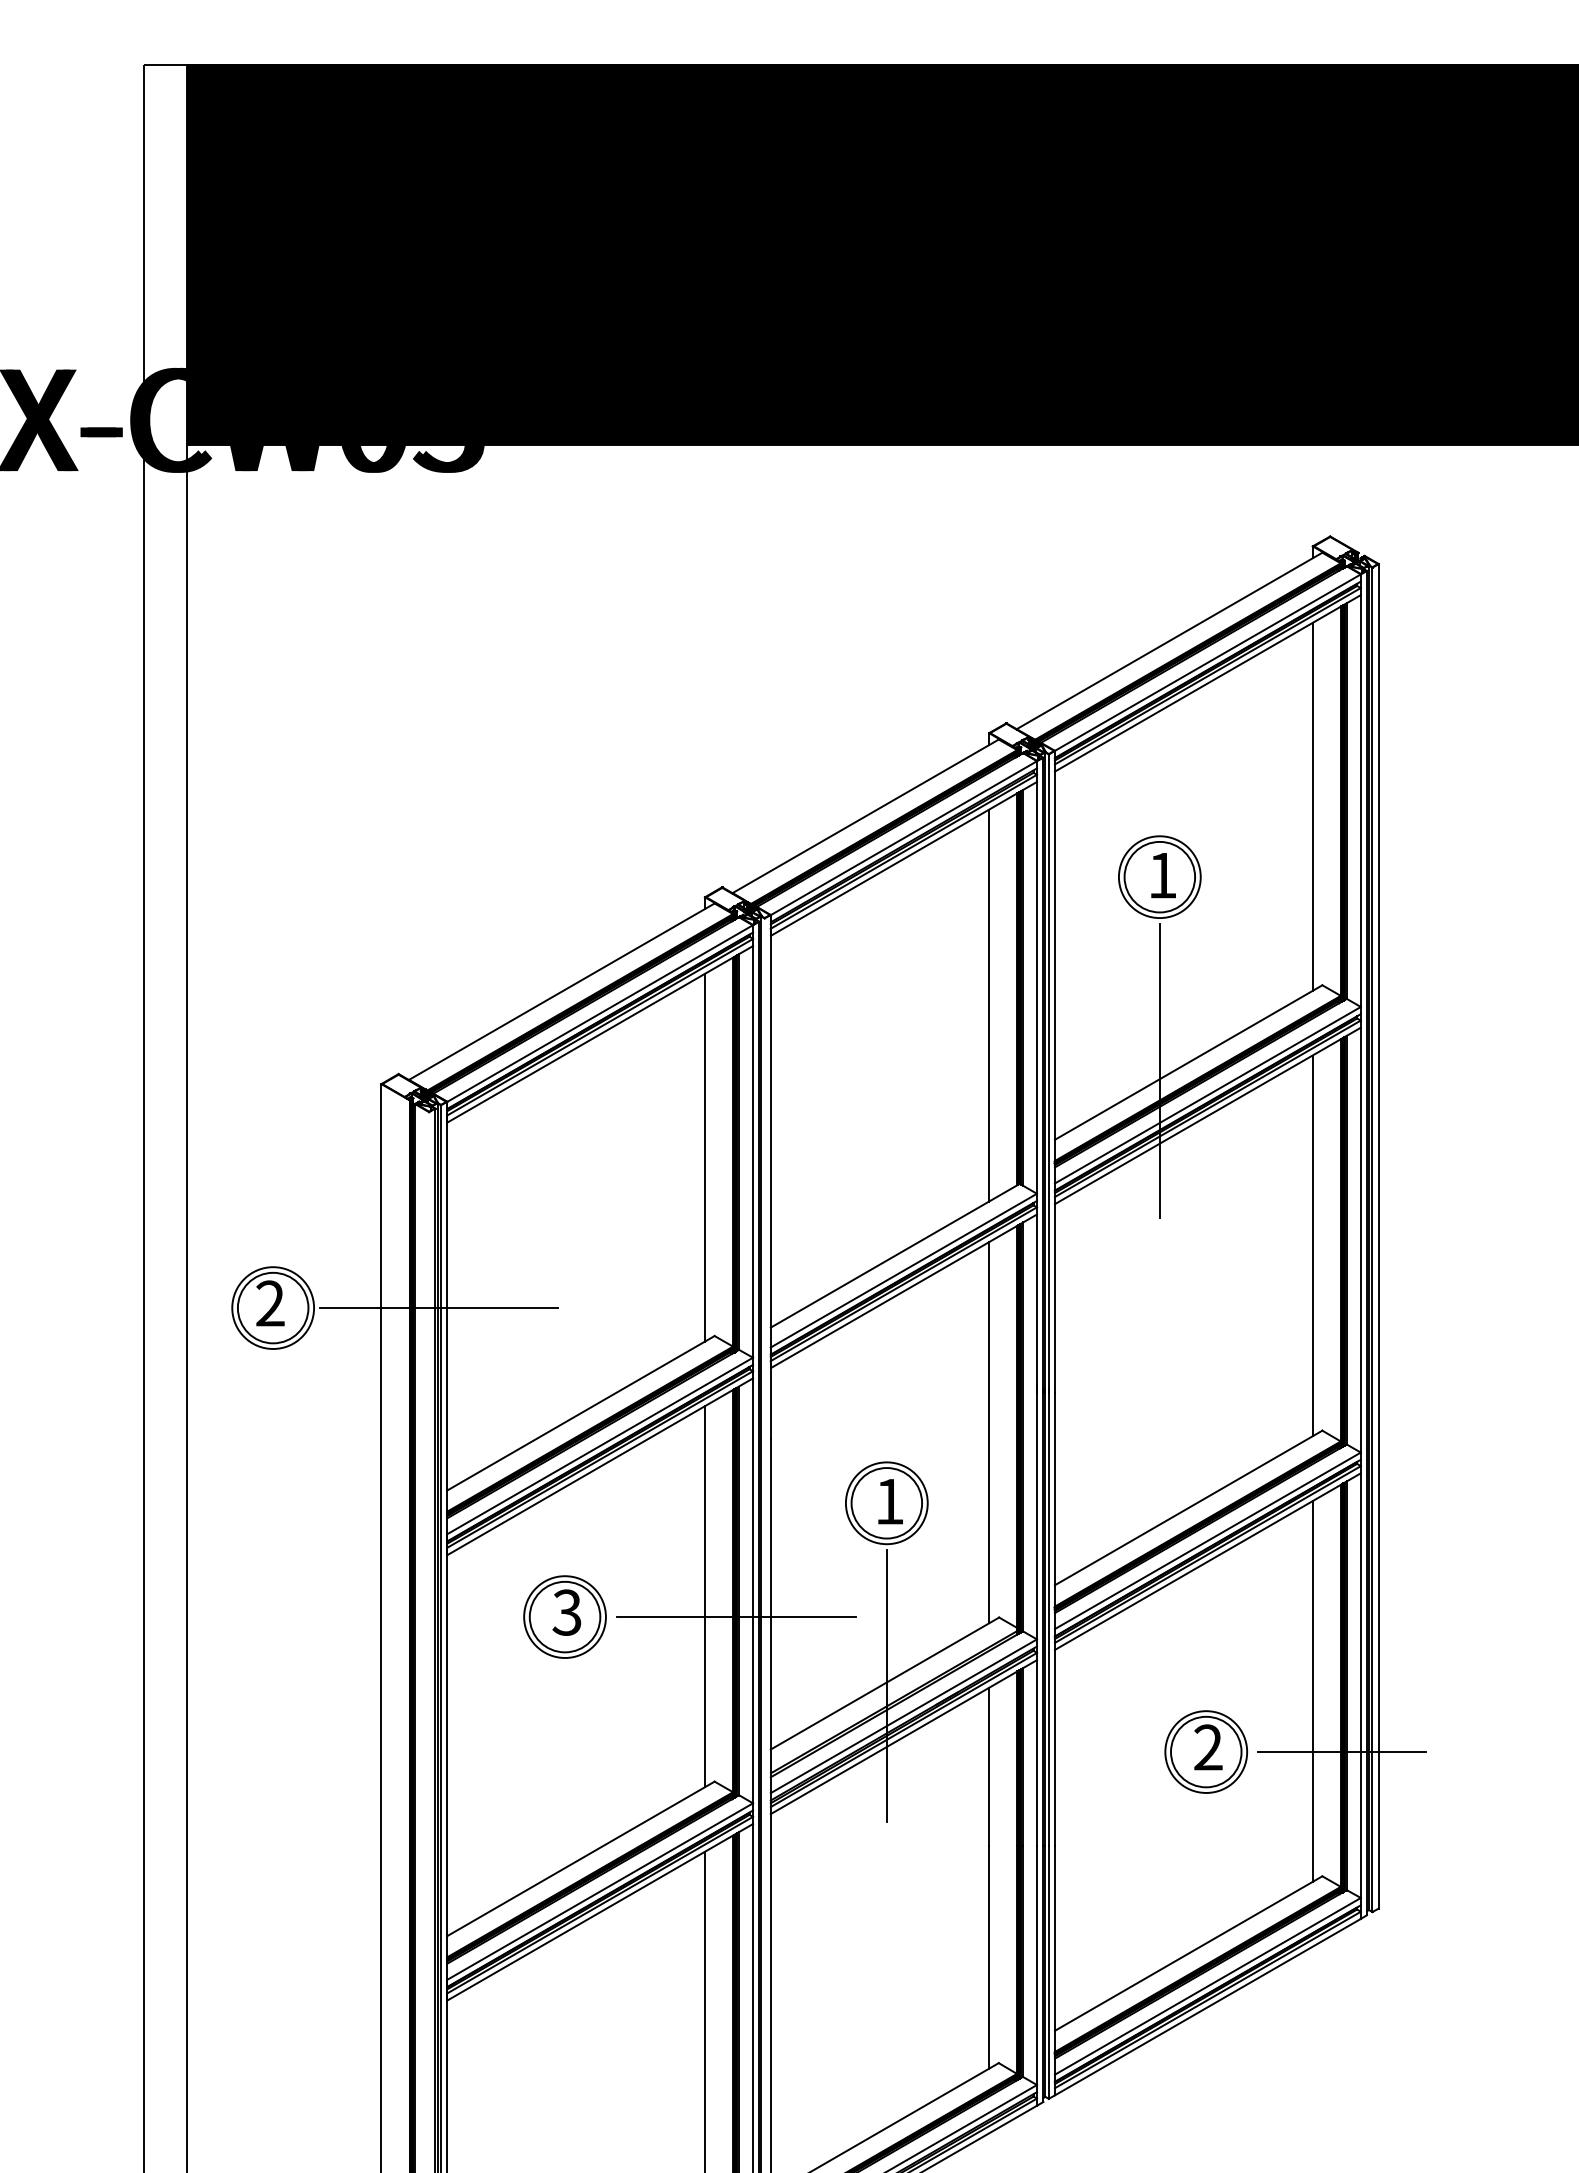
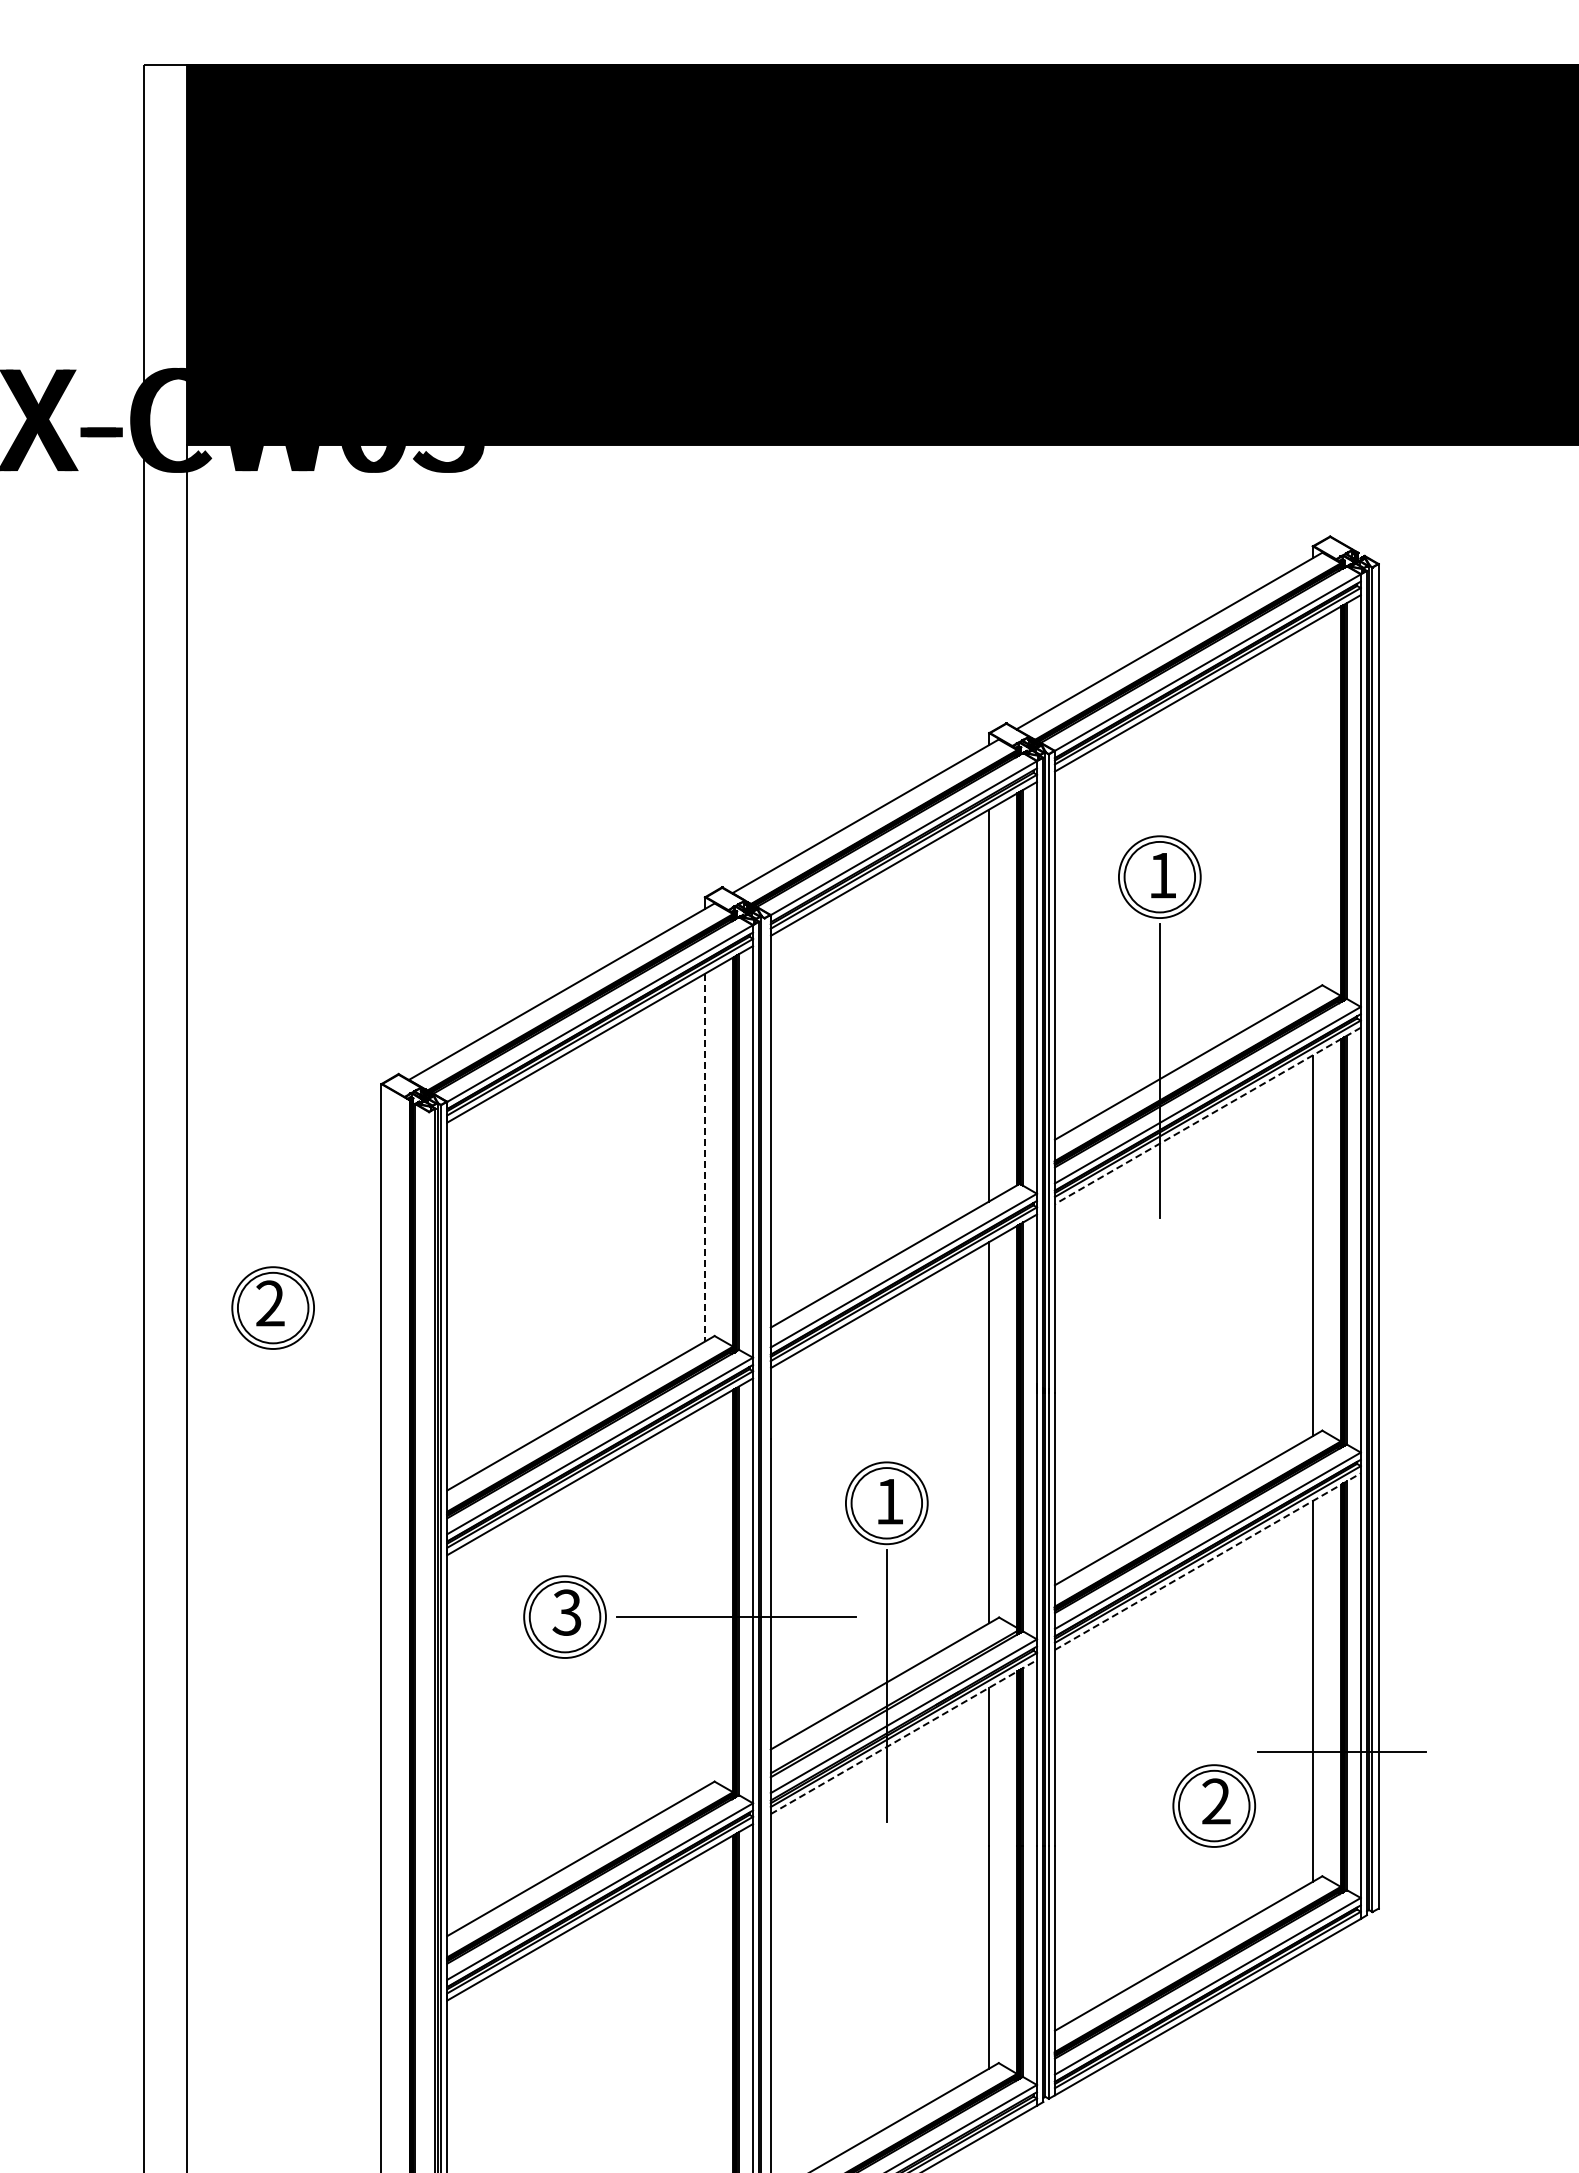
line: present -> none (1312, 806)
line: solid -> dashed (1207, 1115)
line: solid -> dashed (704, 1157)
line: present -> none (438, 1308)
line: solid -> dashed (1207, 1561)
line: present -> none (704, 1596)
line: solid -> dashed (903, 1737)
part position: (1206, 1751) -> (1214, 1805) (1214, 1805)
line: present -> none (704, 2010)
